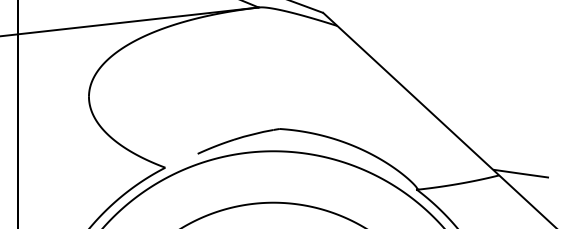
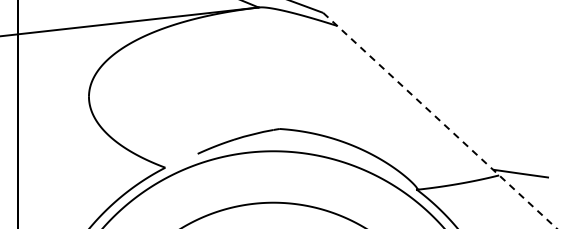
line: solid -> dashed (439, 120)
